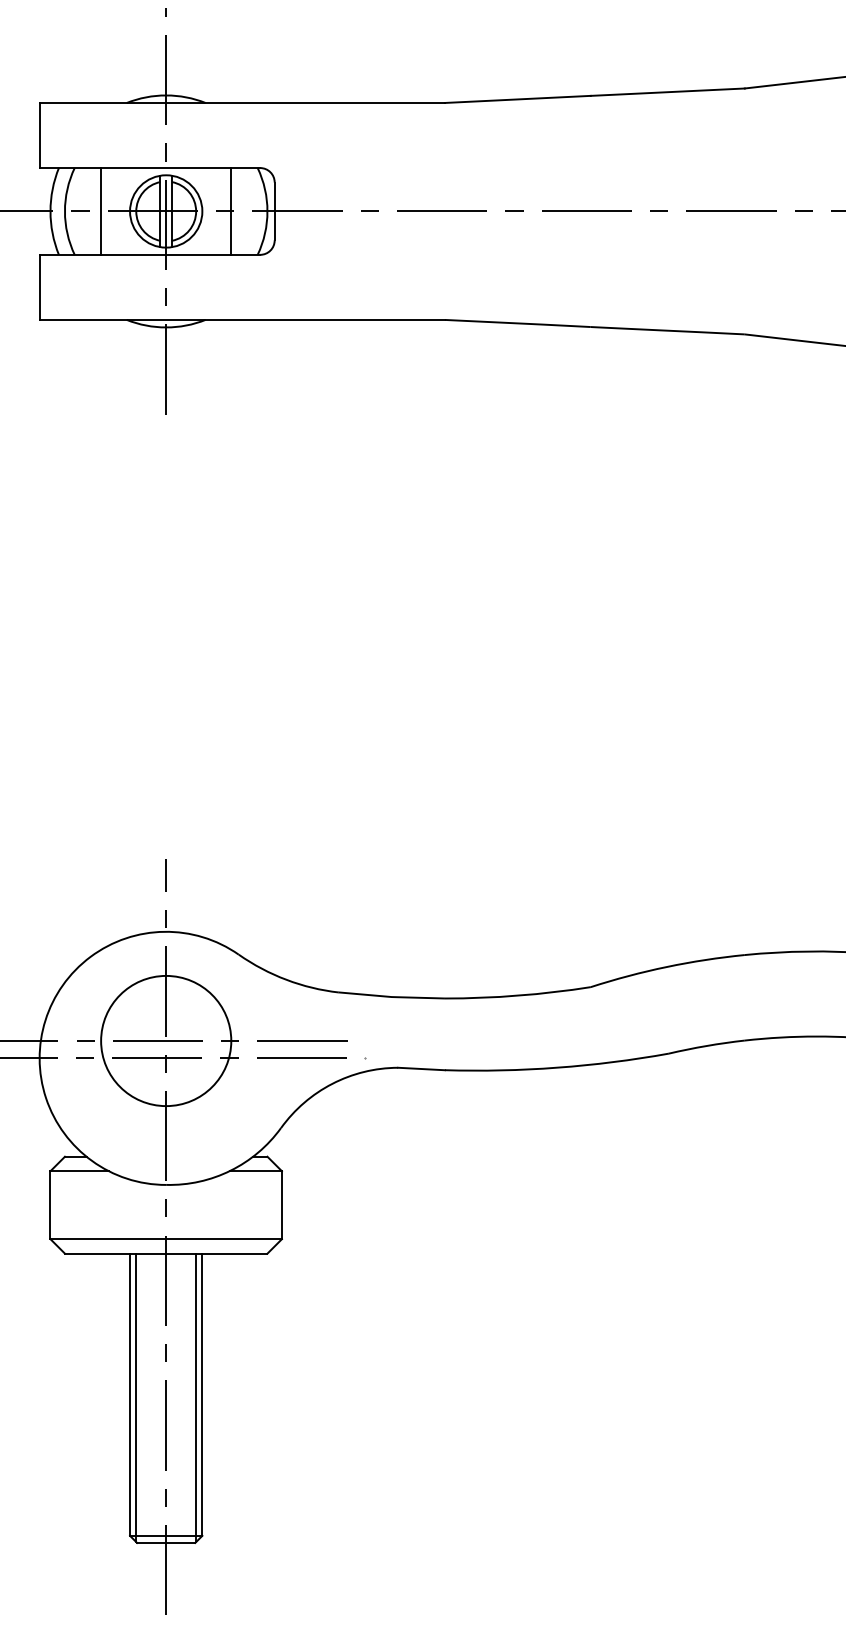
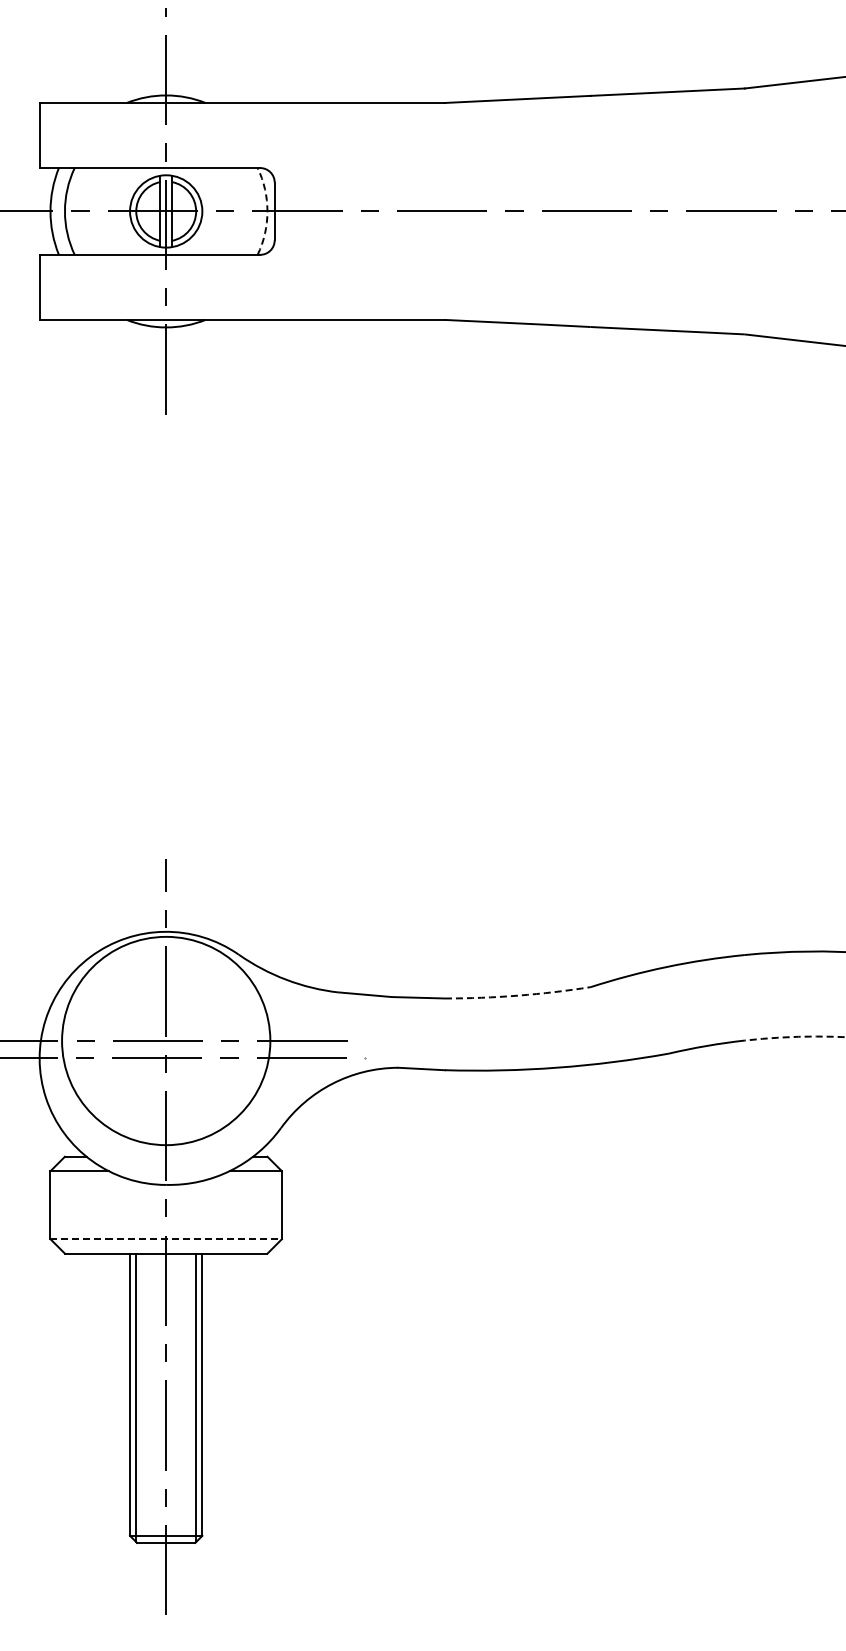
line: present -> none (101, 211)
line: present -> none (231, 211)
arc: solid -> dashed (267, 211)
arc: solid -> dashed (518, 995)
arc: solid -> dashed (795, 1036)
circle diameter: 130 px -> 208 px (166, 1040)
line: solid -> dashed (166, 1239)
